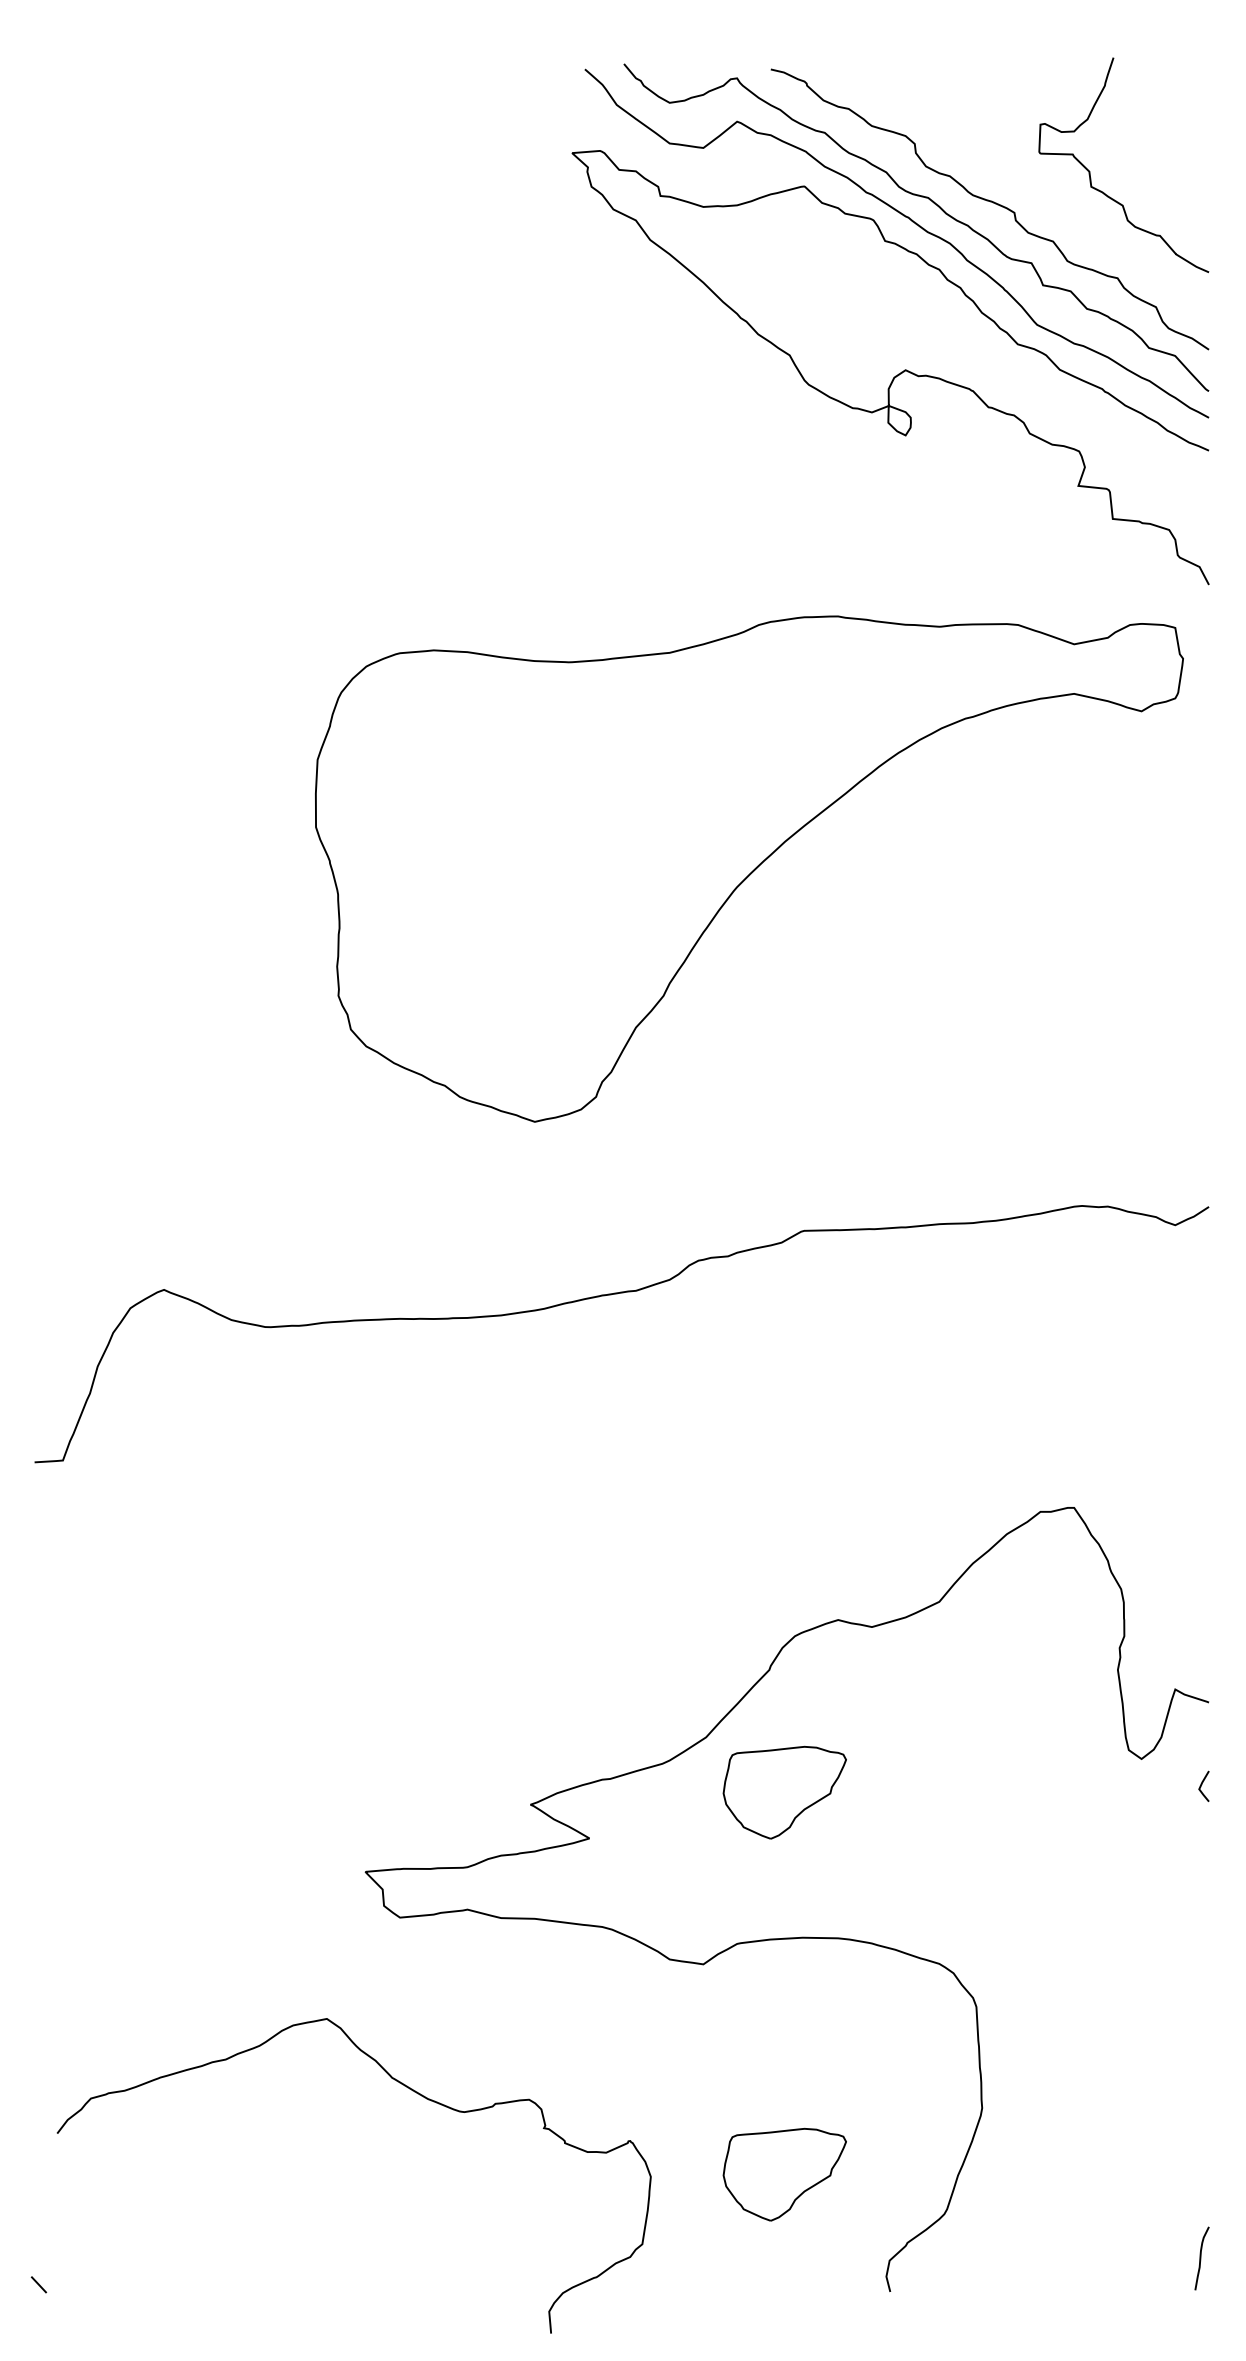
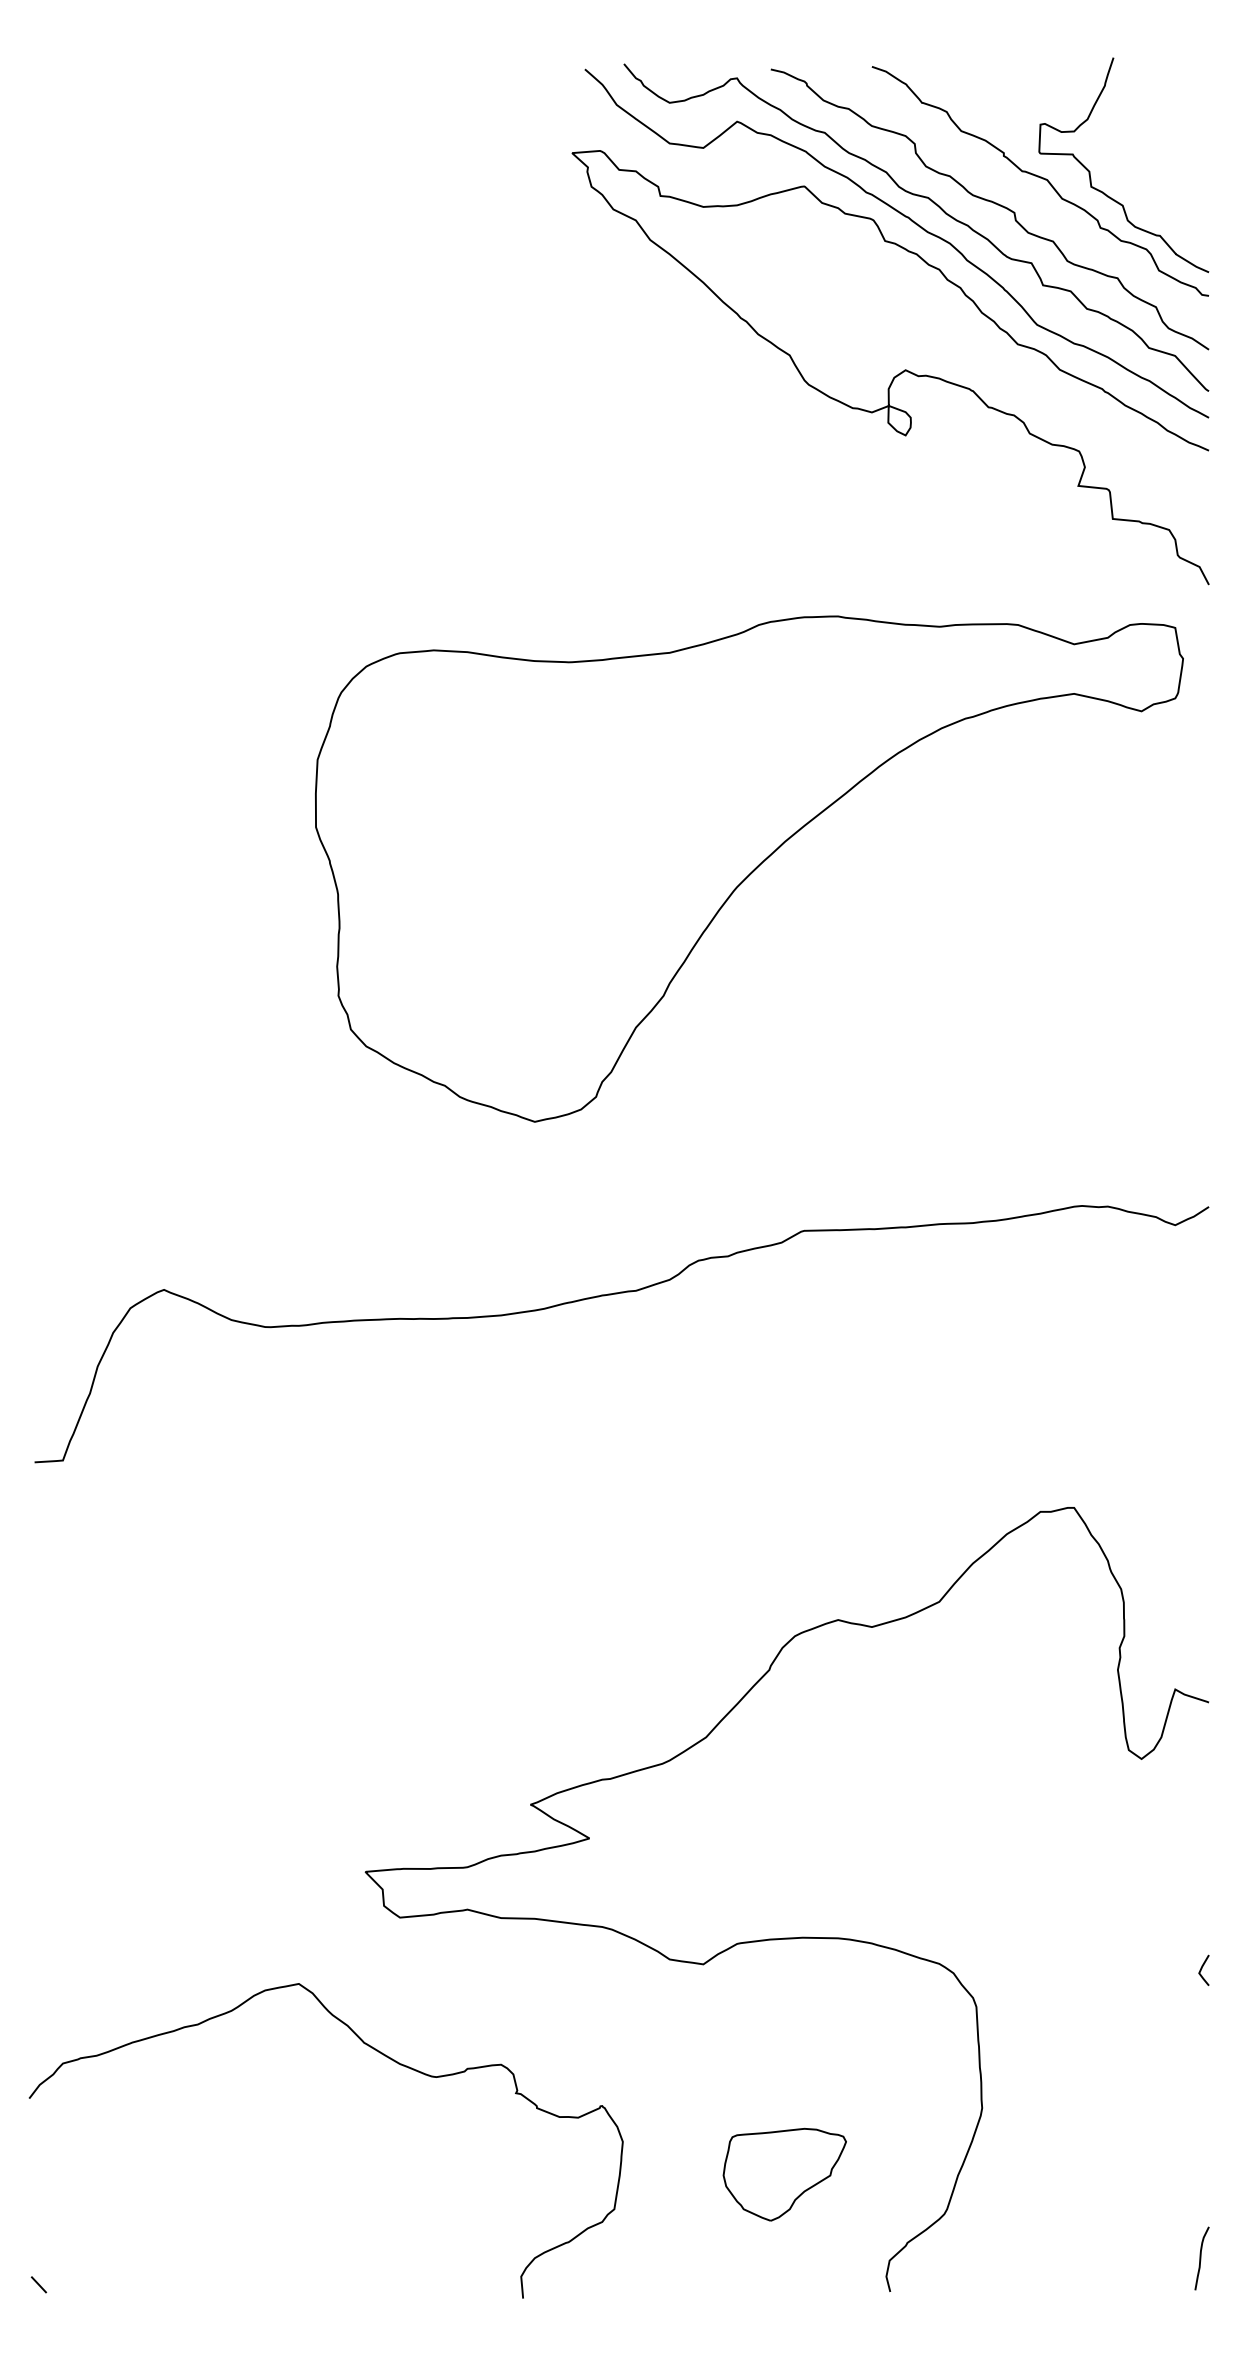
curve: none -> present (1040, 178)
line position: (1202, 1784) -> (1202, 1968) (1202, 1968)
part: present -> none (784, 1792)
curve position: (404, 2086) -> (376, 2051) (376, 2051)
